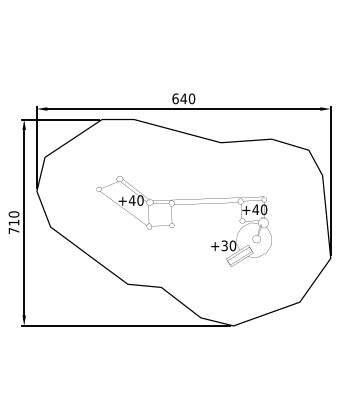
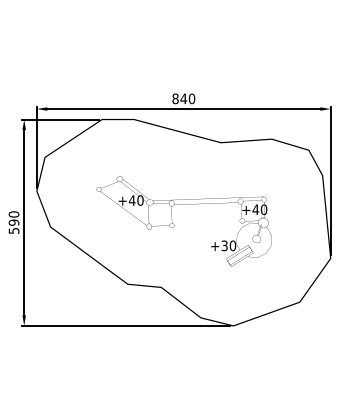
text: 640 -> 840 (175, 98)
text: 710 -> 590 (13, 226)
